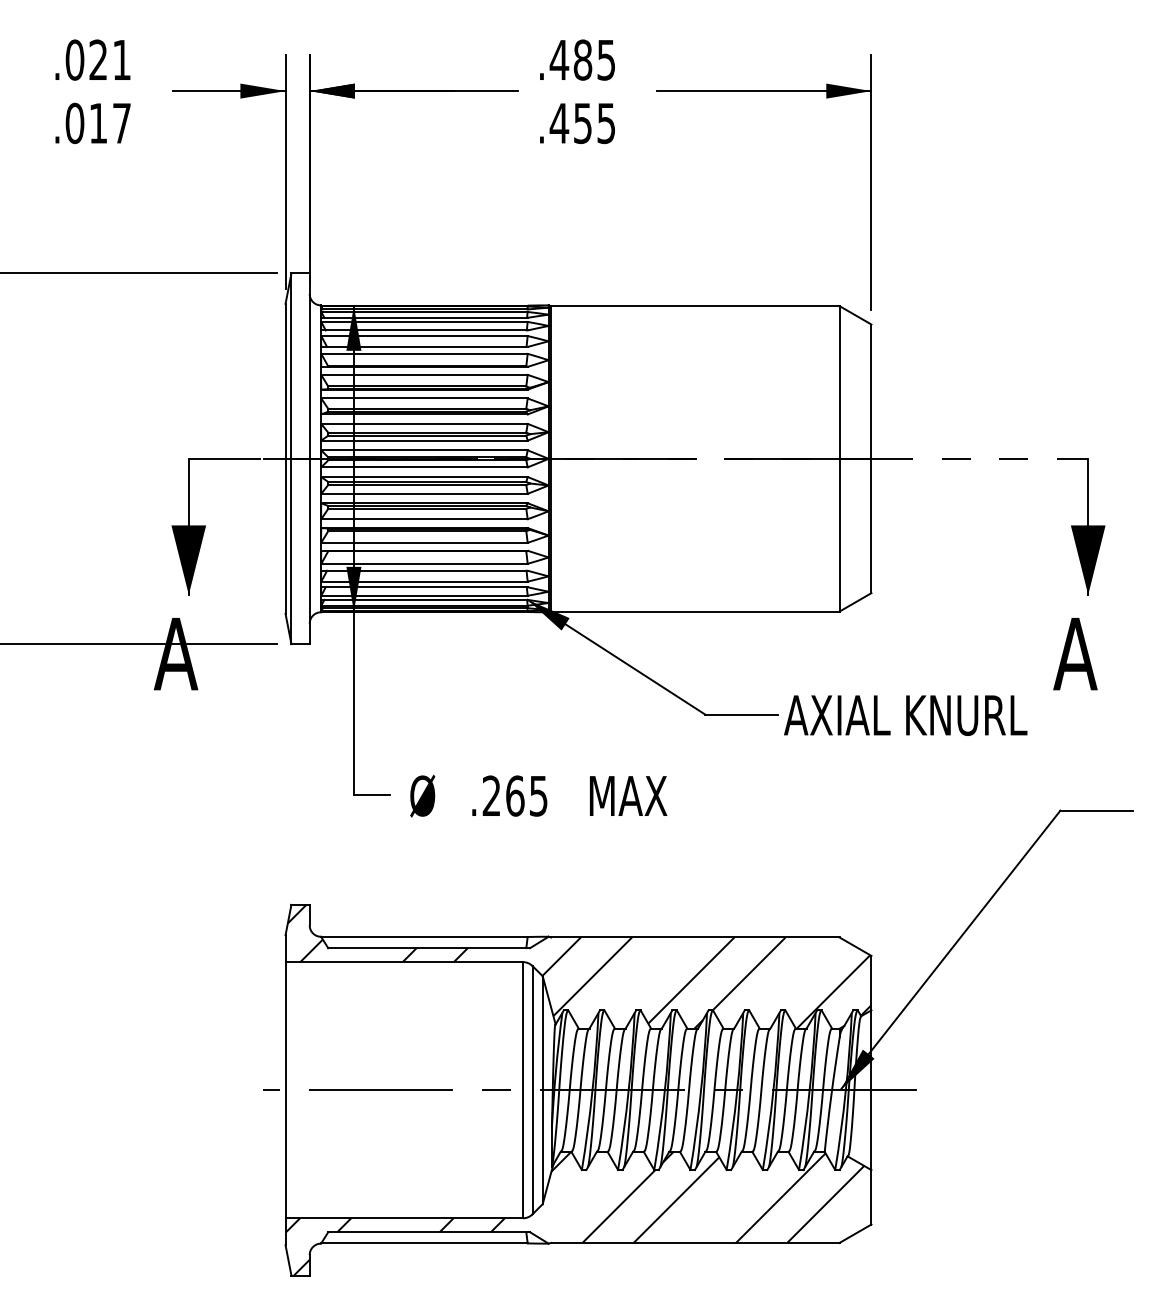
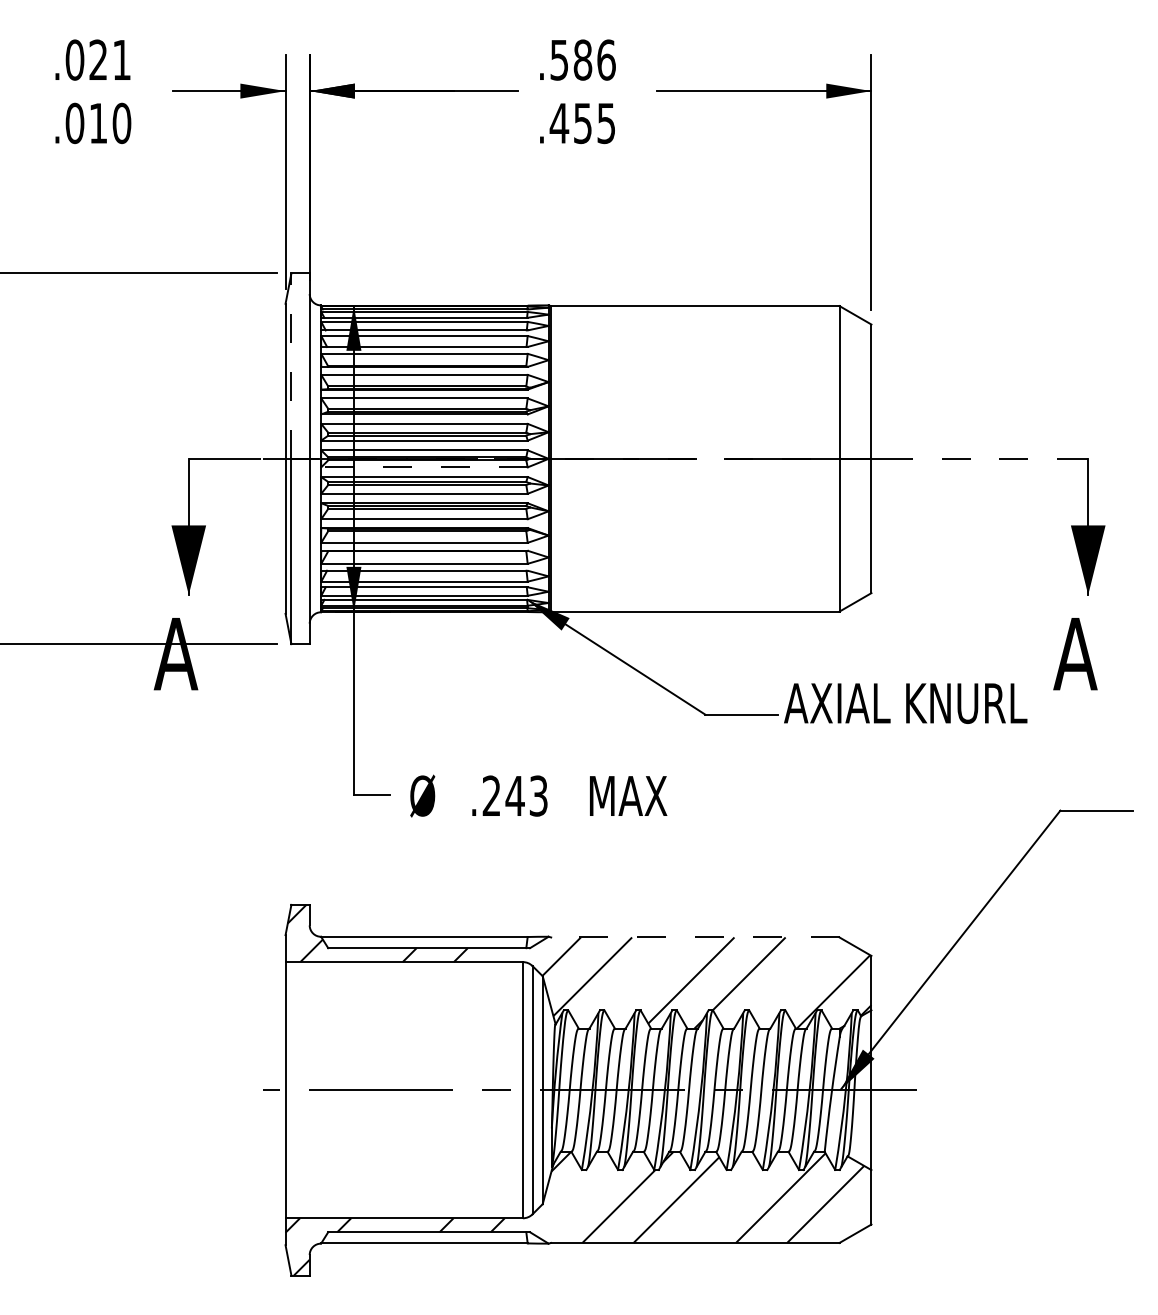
text: .485 -> .586 (582, 59)
text: .017 -> .010 (121, 123)
line: solid -> dashed (291, 366)
line: solid -> dashed (423, 467)
text position: (905, 715) -> (905, 703) (905, 703)
text: .265 -> .243 (526, 795)
line: solid -> dashed (694, 937)
